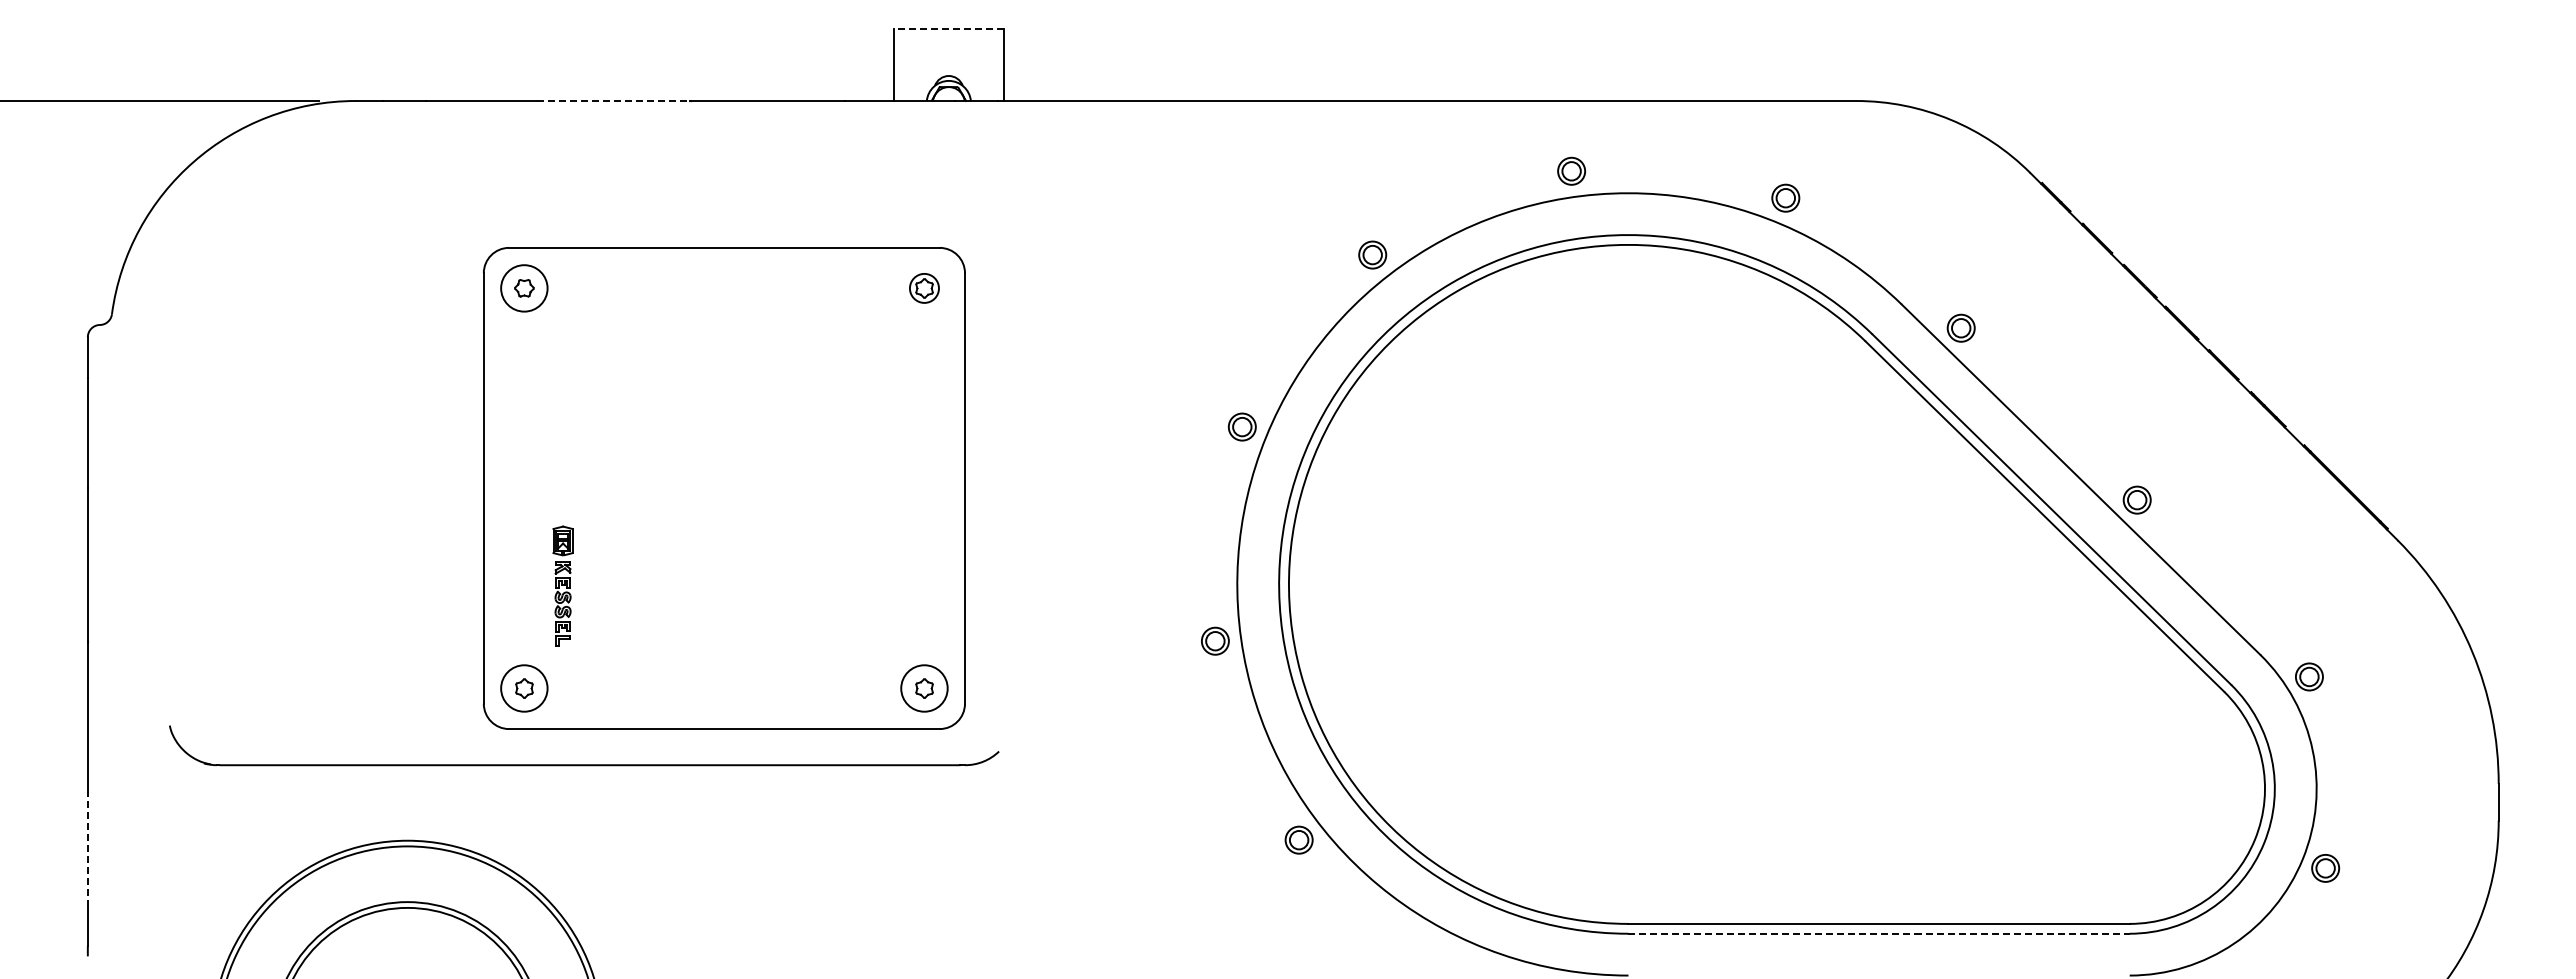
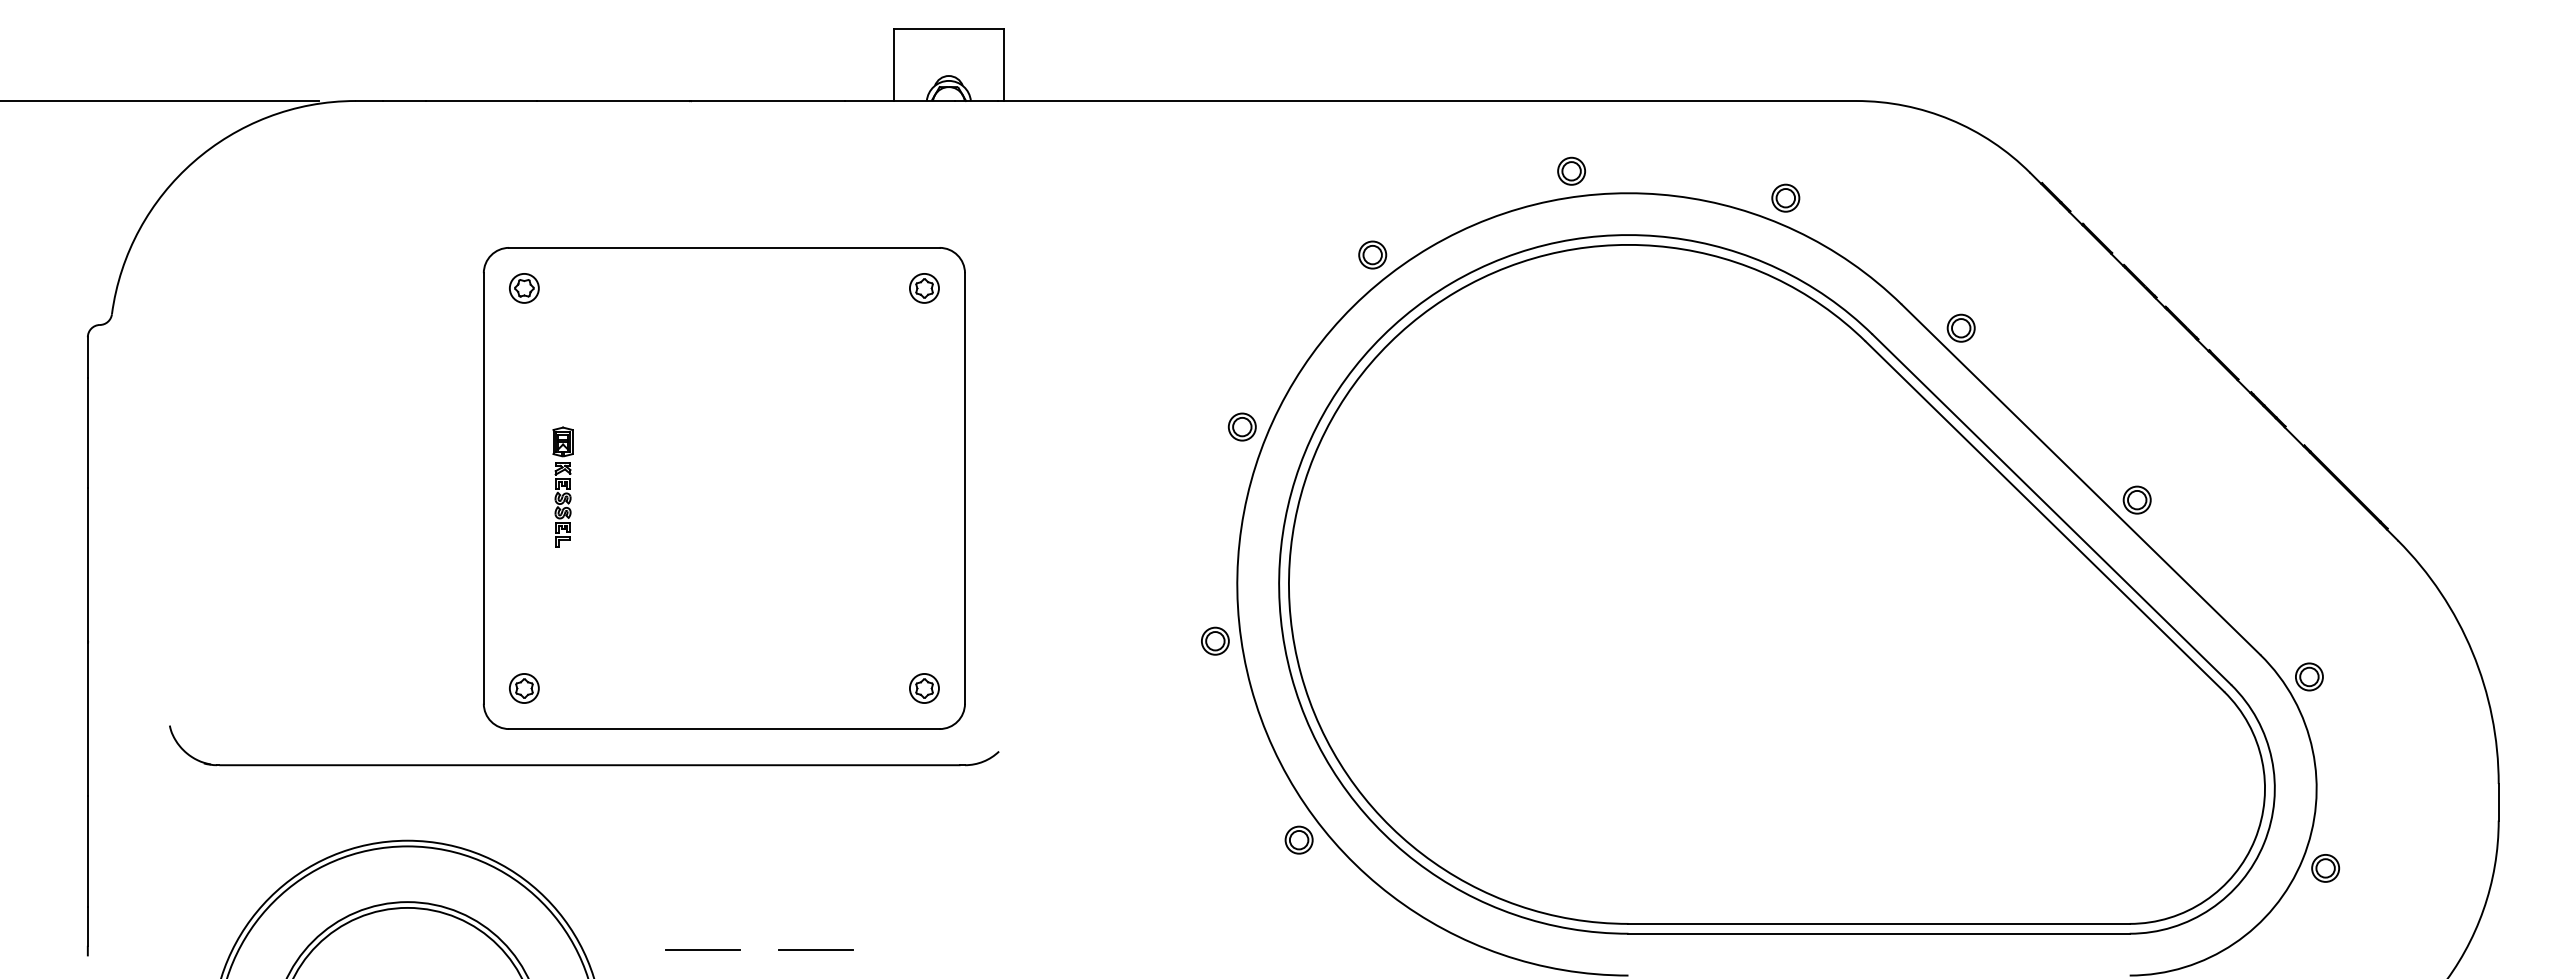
line: dashed -> solid (948, 29)
line: dashed -> solid (613, 101)
circle diameter: 46 px -> 29 px (523, 287)
part position: (562, 585) -> (562, 486) (562, 486)
circle diameter: 46 px -> 29 px (523, 688)
circle diameter: 46 px -> 29 px (923, 688)
line: dashed -> solid (87, 850)
line: dashed -> solid (1879, 933)
line: none -> present (702, 949)
line: none -> present (815, 949)
